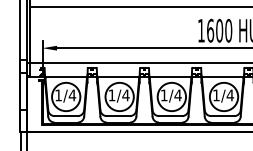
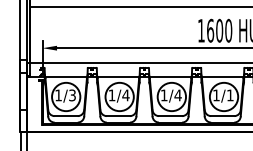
text: 1/4 -> 1/3 (72, 95)
text: 1/4 -> 1/1 (230, 95)
